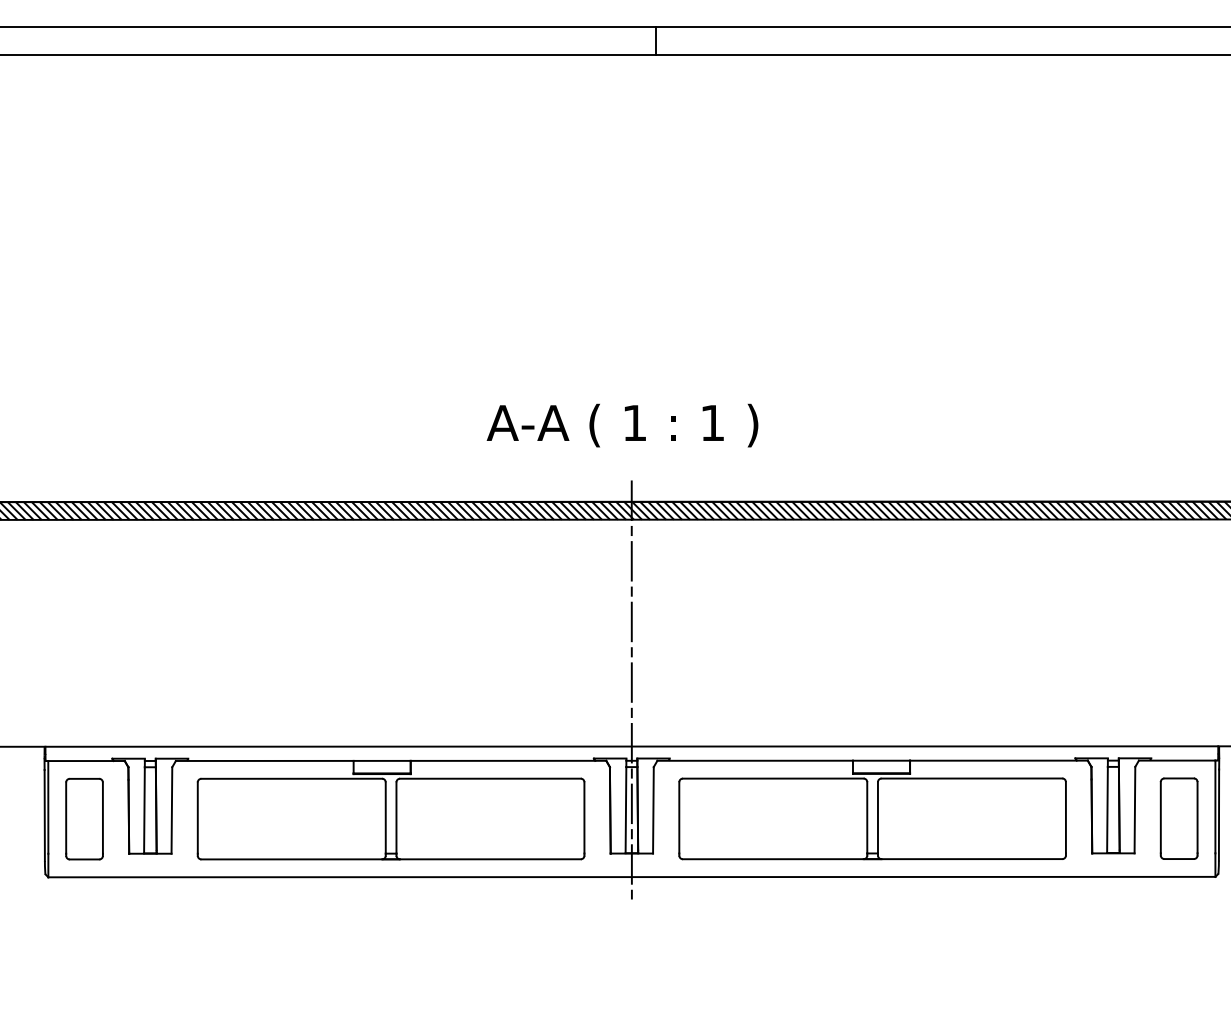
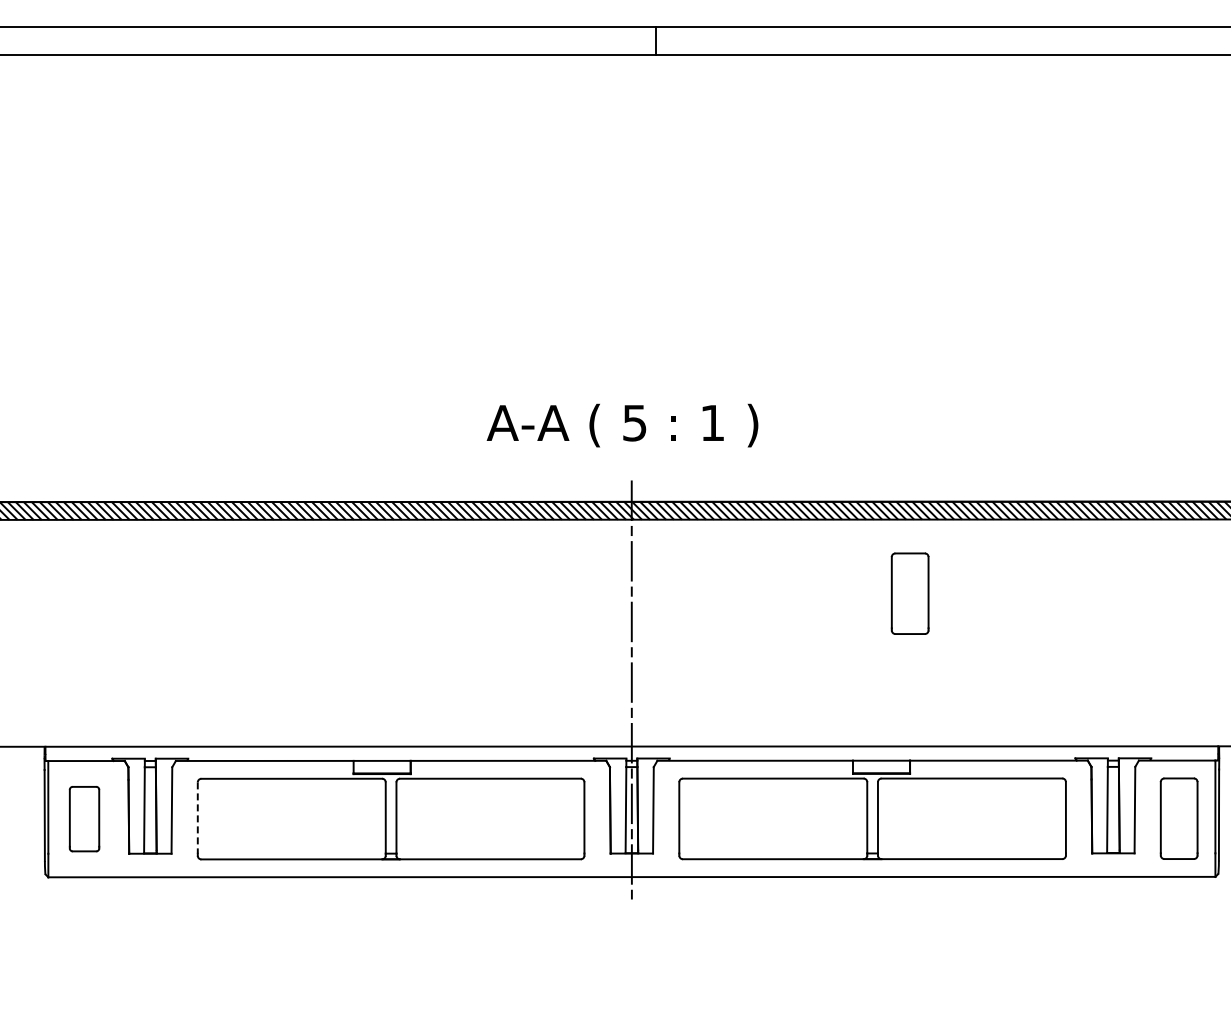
text: 1 -> 5 (634, 423)
part: none -> present (909, 593)
part size: 39x84 px -> 33x67 px (84, 819)
line: solid -> dashed (197, 818)
